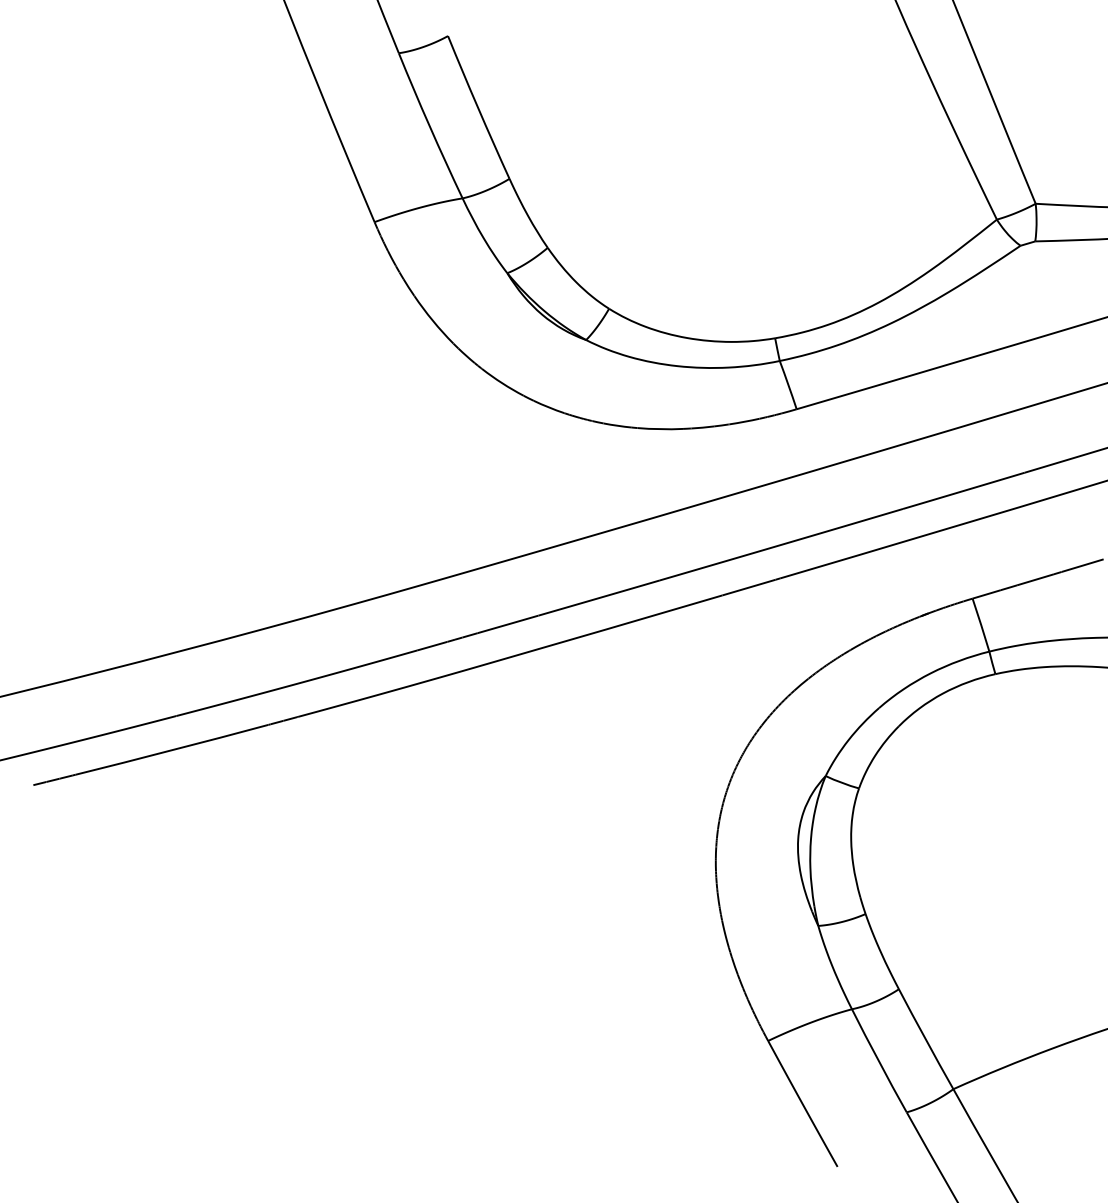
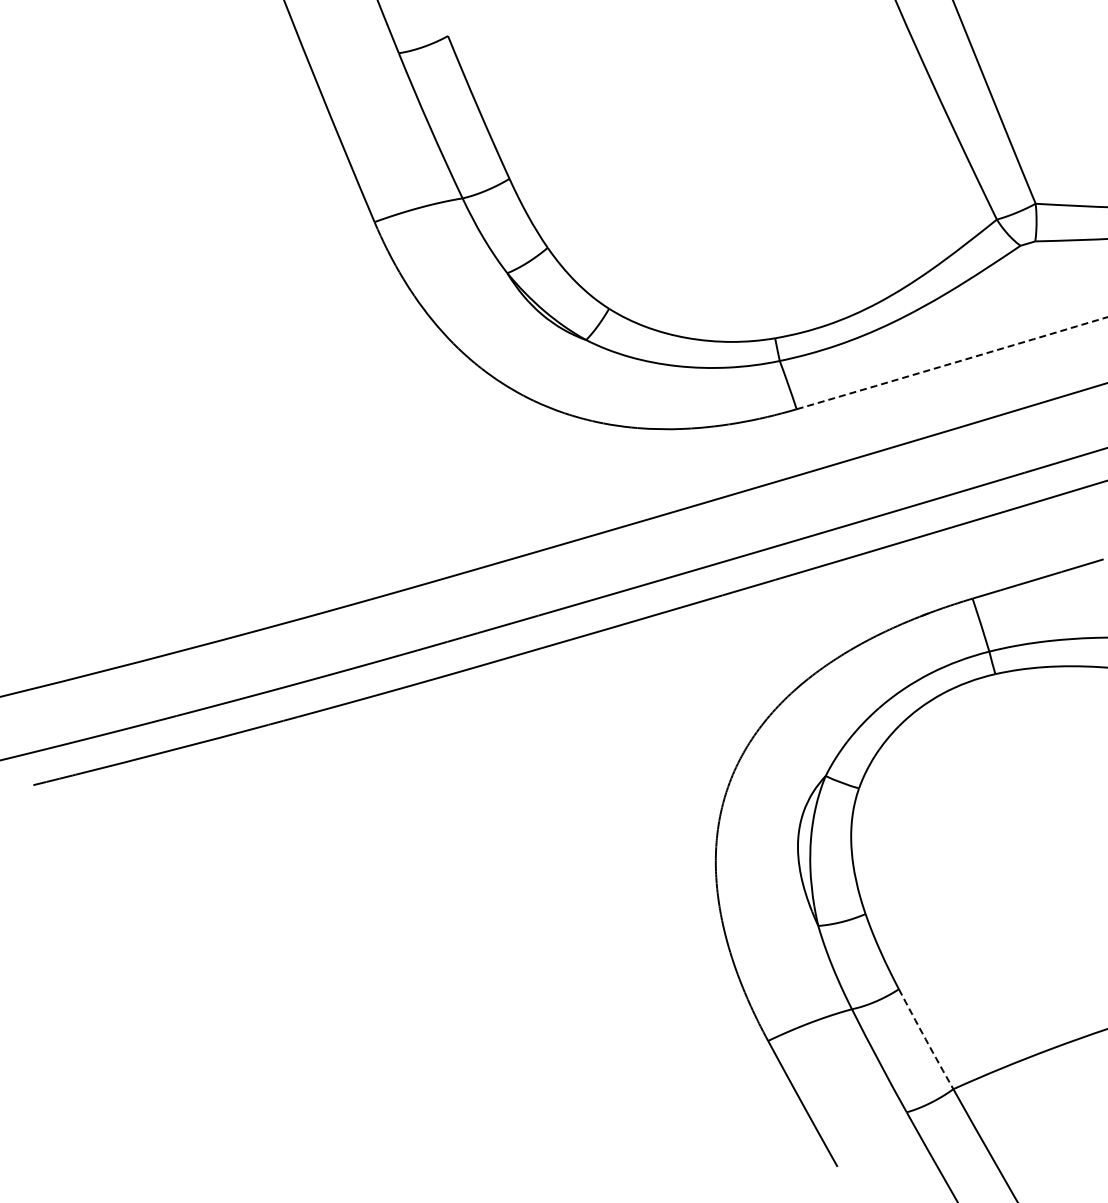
arc: solid -> dashed (952, 363)
arc: solid -> dashed (925, 1039)
